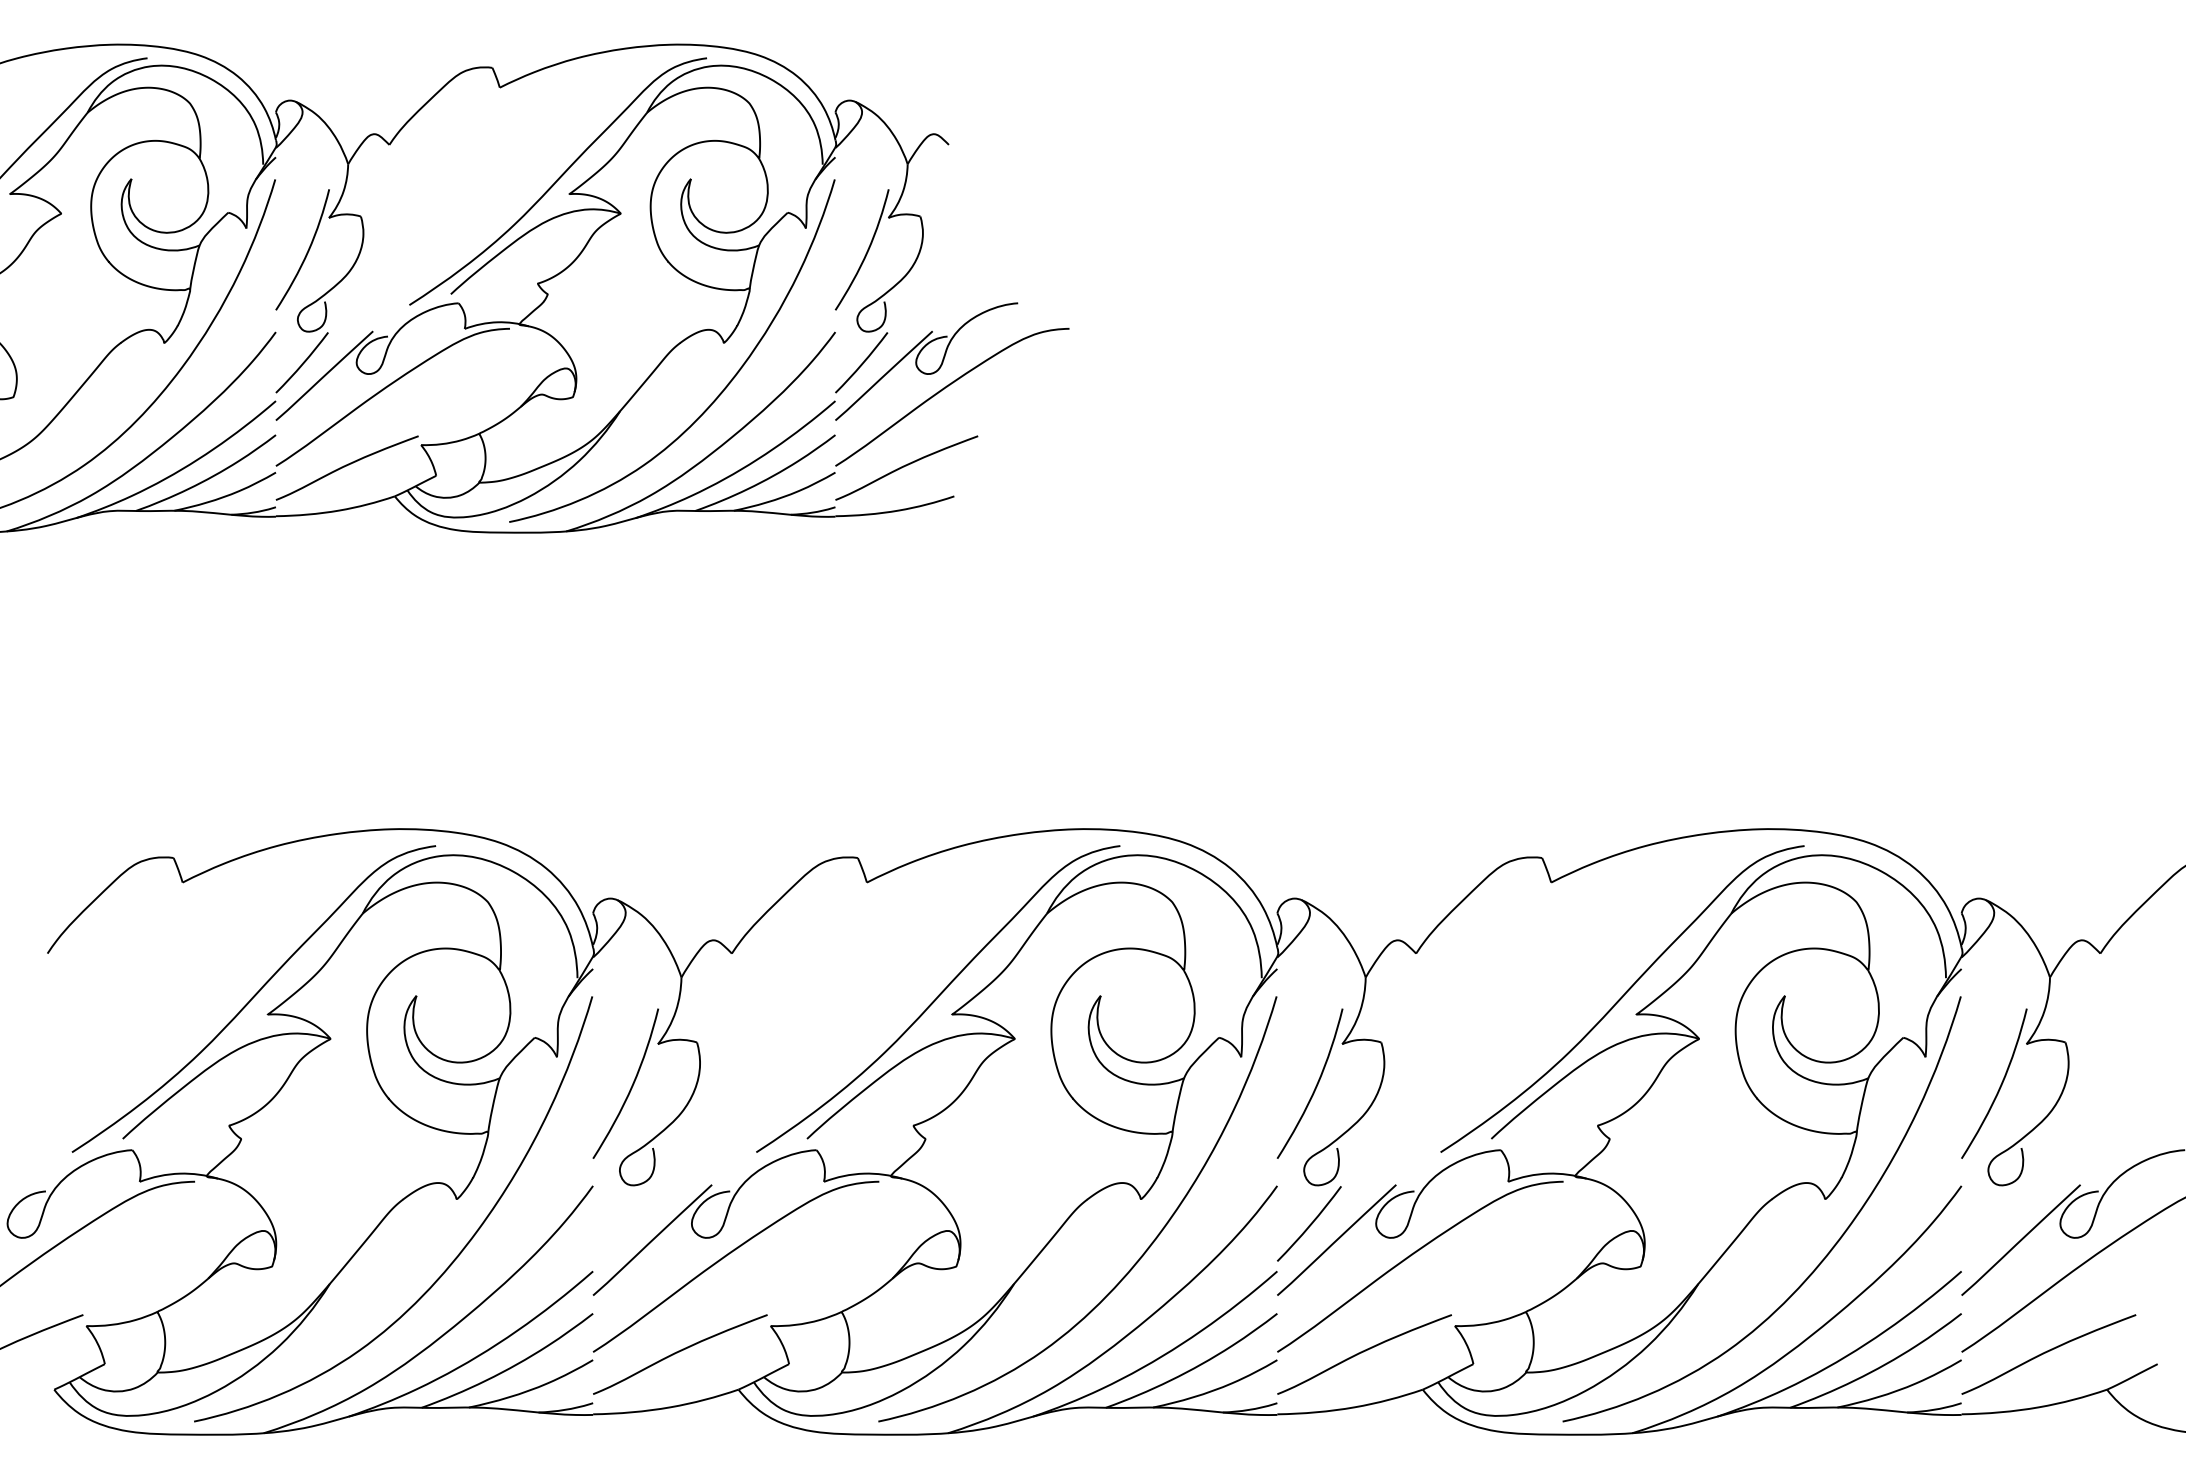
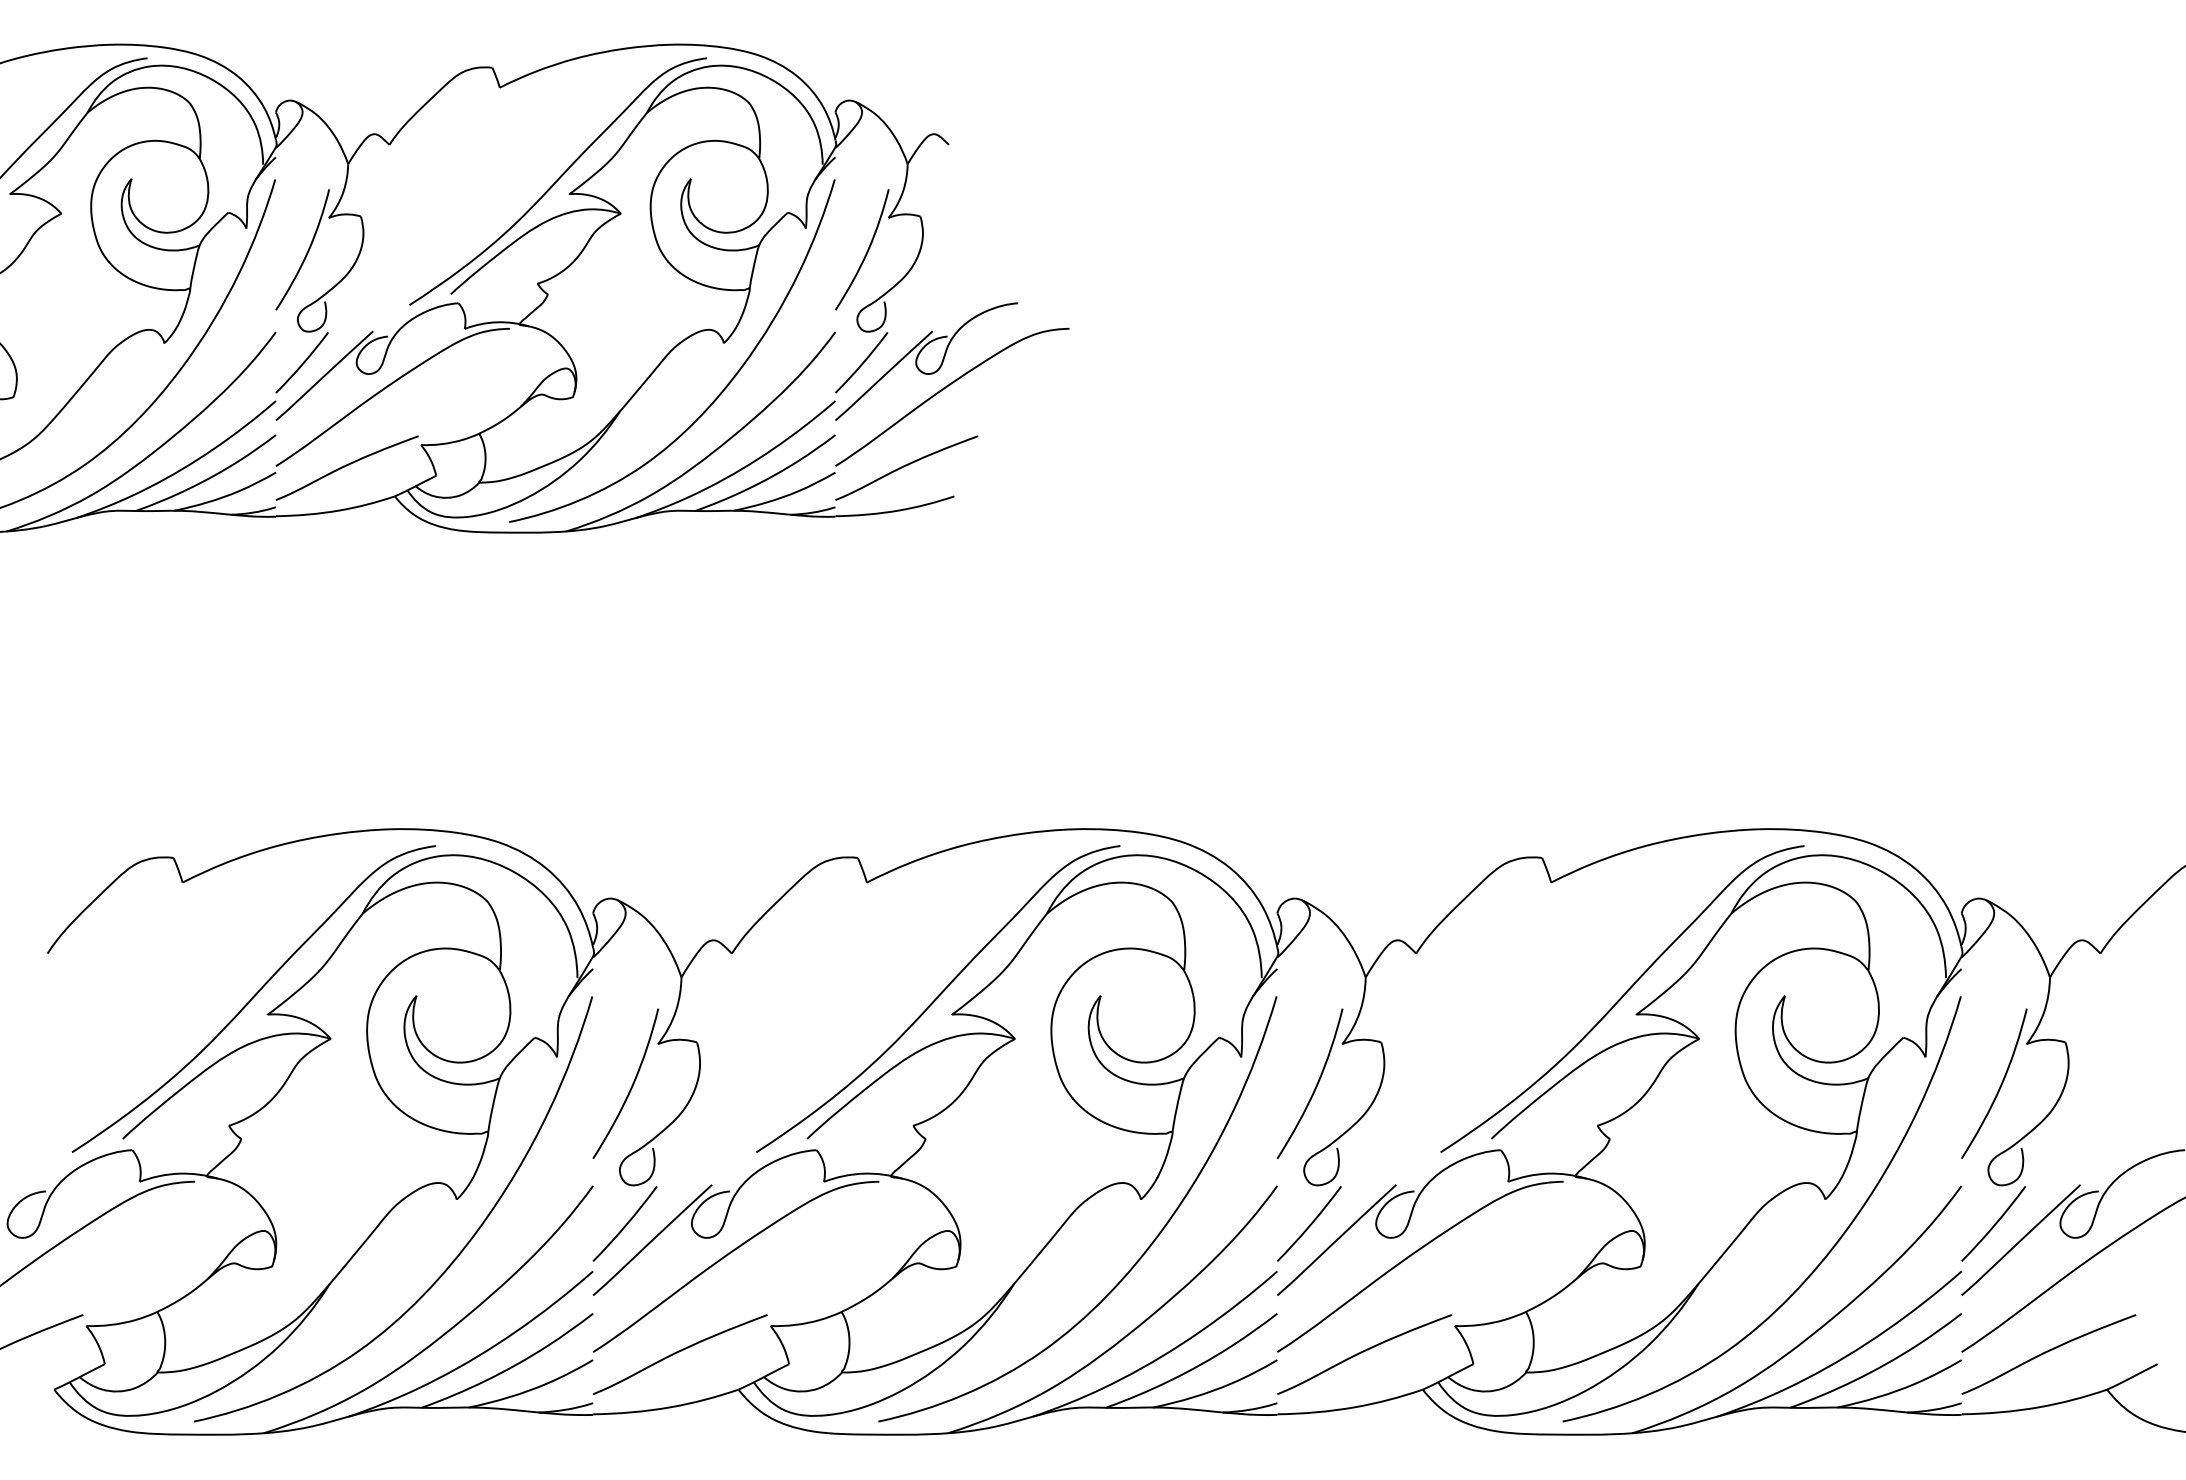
curve: none -> present (1994, 1223)
curve: none -> present (625, 1224)
